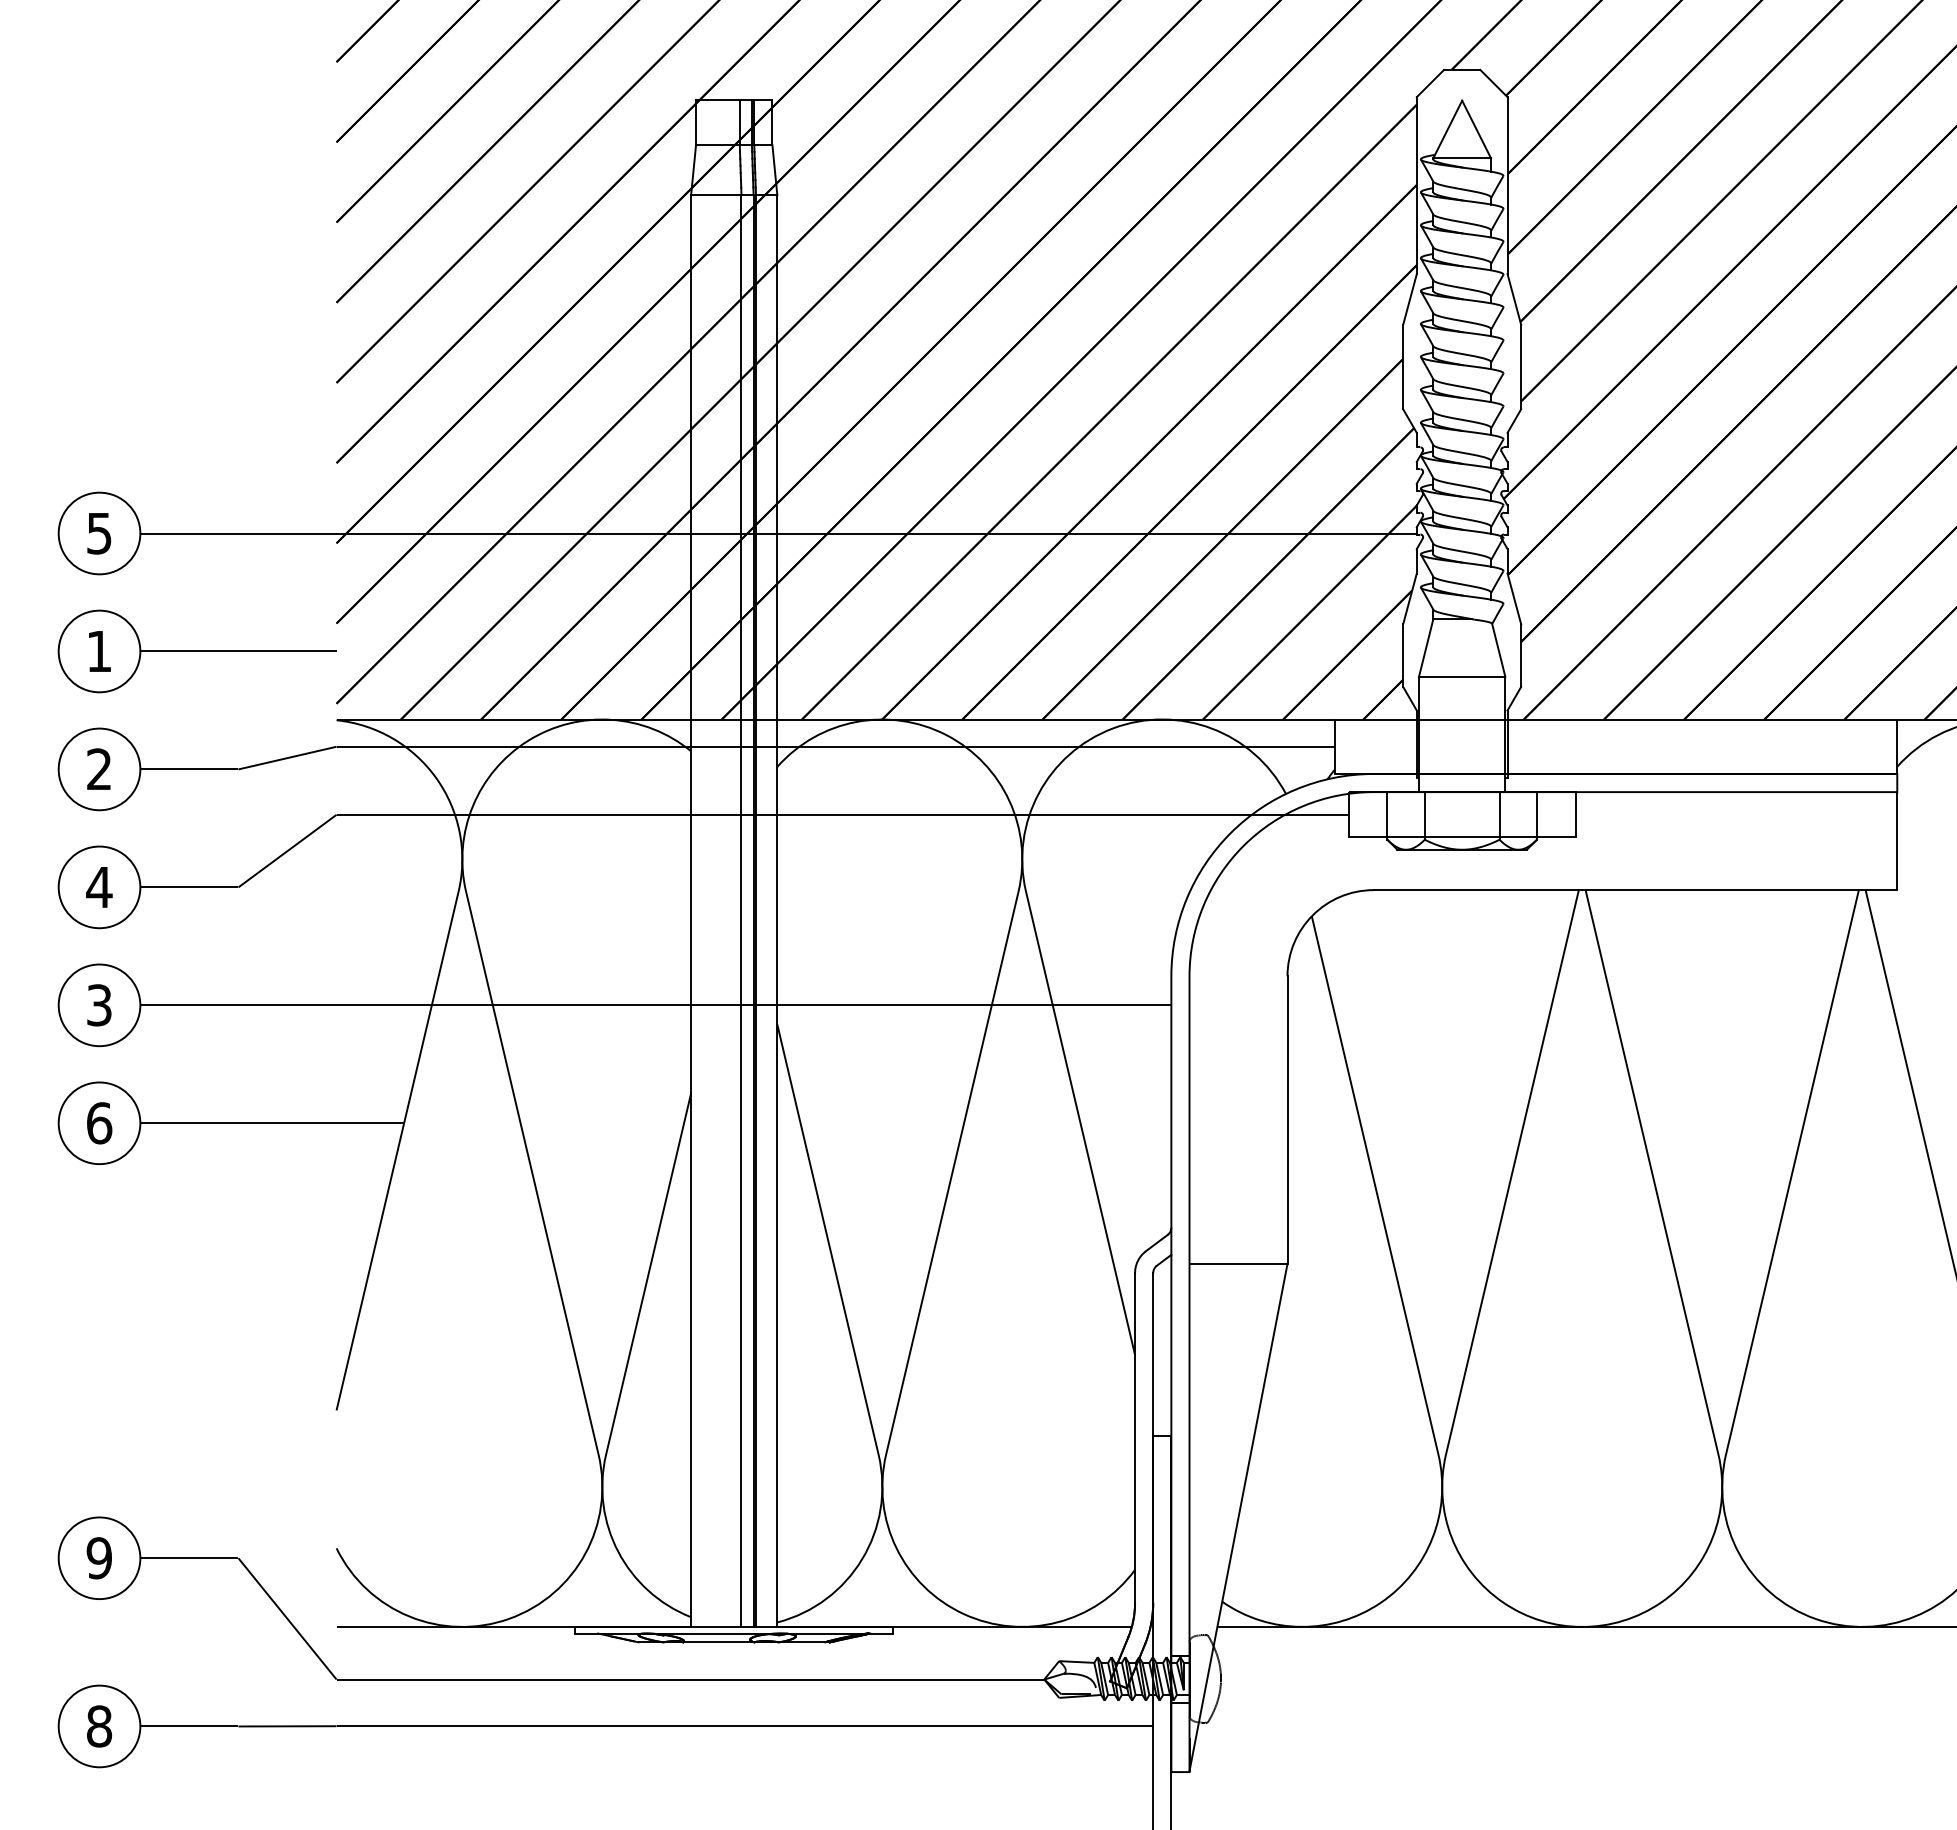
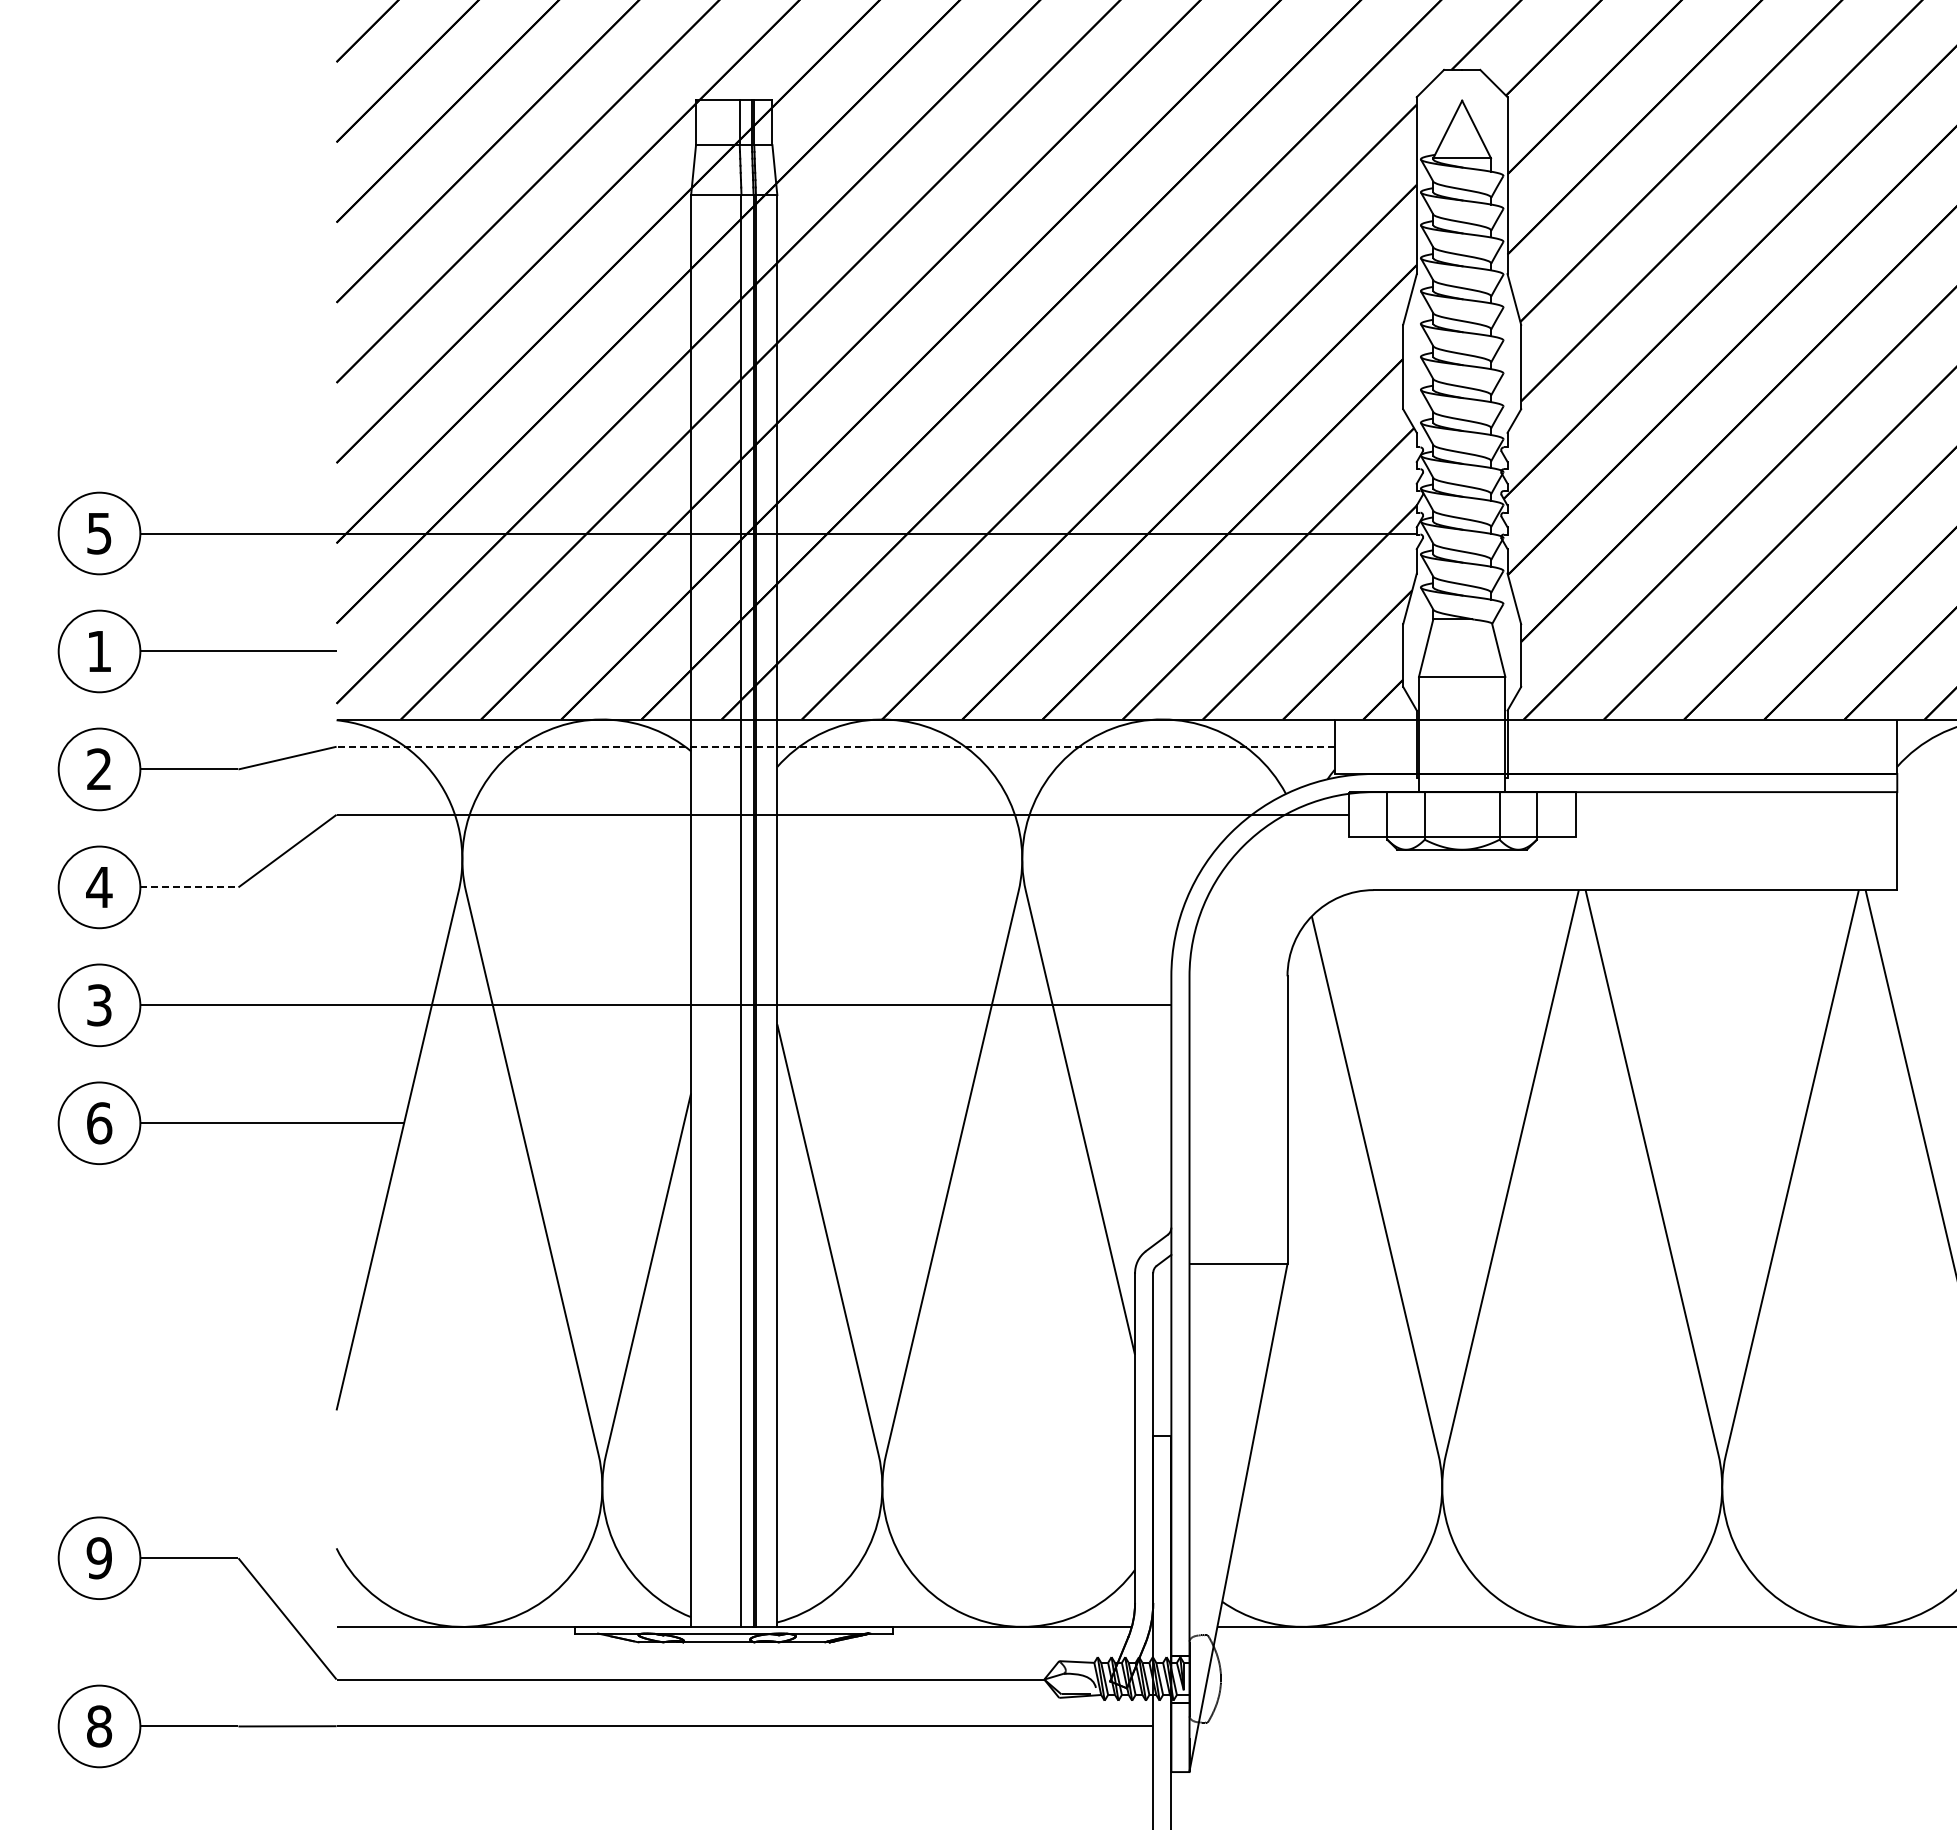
line: solid -> dashed (835, 746)
line: solid -> dashed (189, 887)
